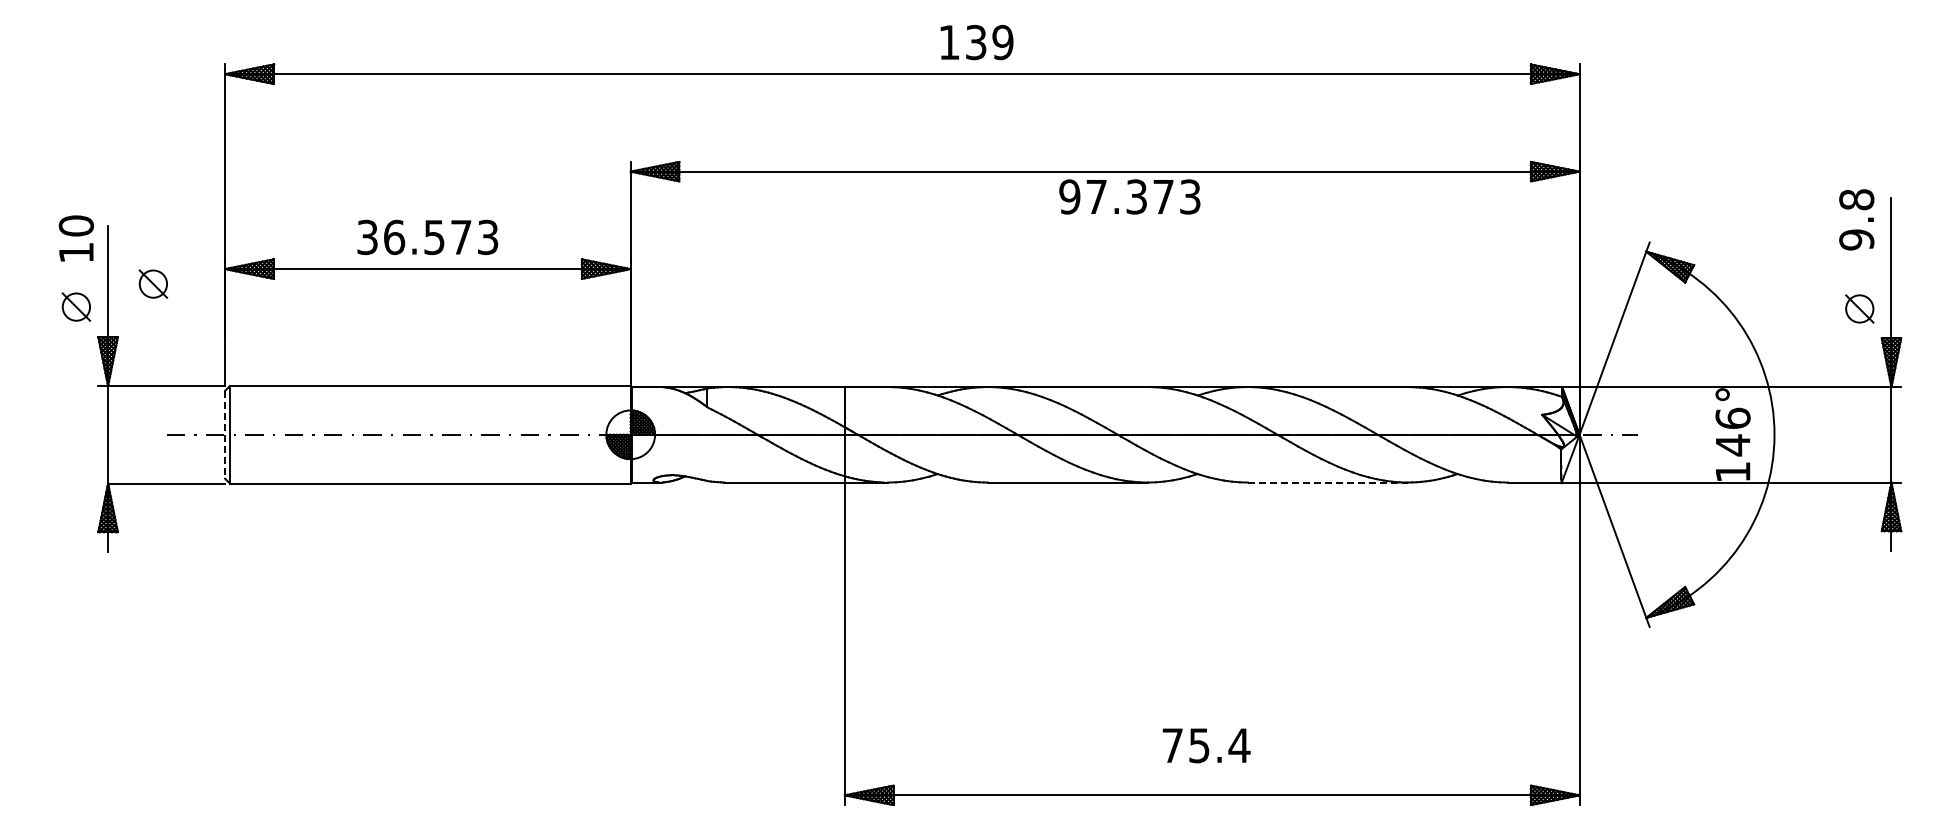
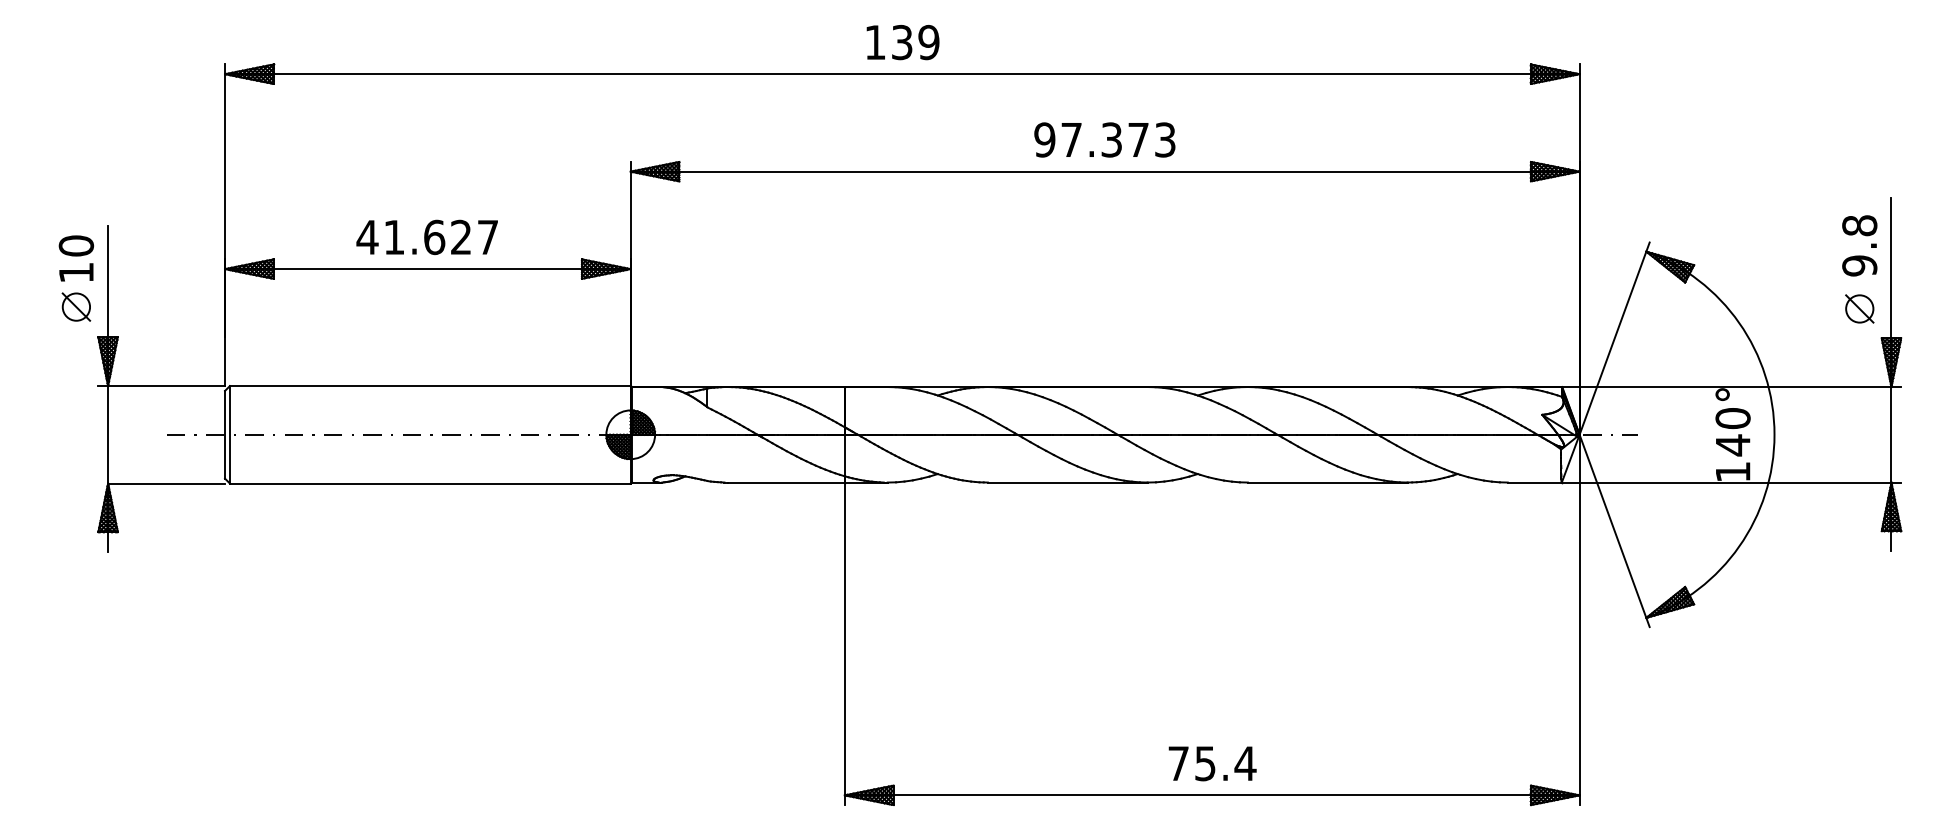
text position: (976, 42) -> (902, 42) (902, 42)
text position: (1129, 196) -> (1104, 139) (1104, 139)
text position: (1856, 219) -> (1859, 245) (1859, 245)
text: 36.573 -> 41.627 (427, 237)
text position: (75, 238) -> (75, 258) (75, 258)
part: present -> none (153, 283)
text: 146° -> 140° (1732, 418)
line: dashed -> solid (225, 434)
line: dashed -> solid (1327, 482)
text position: (1206, 745) -> (1212, 763) (1212, 763)
